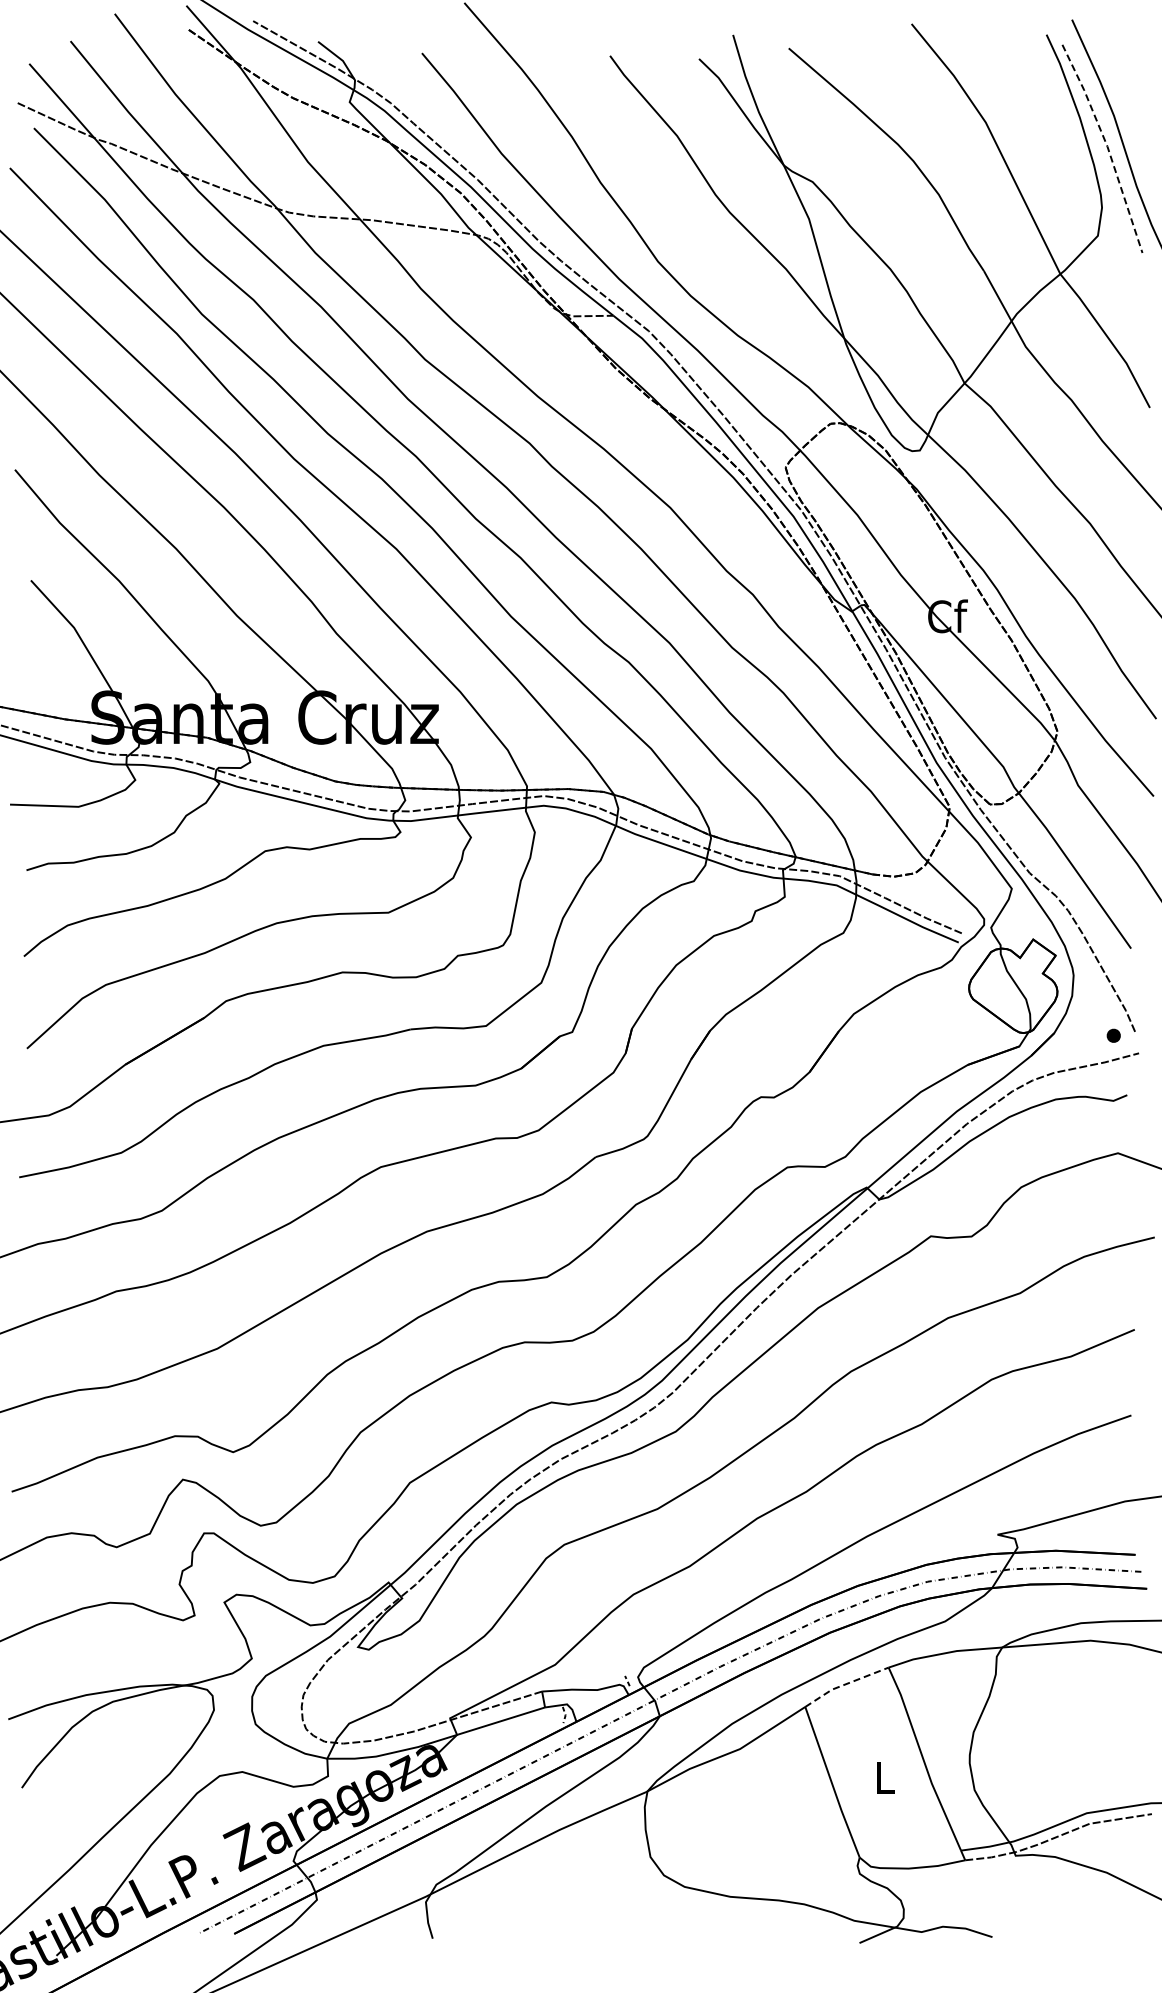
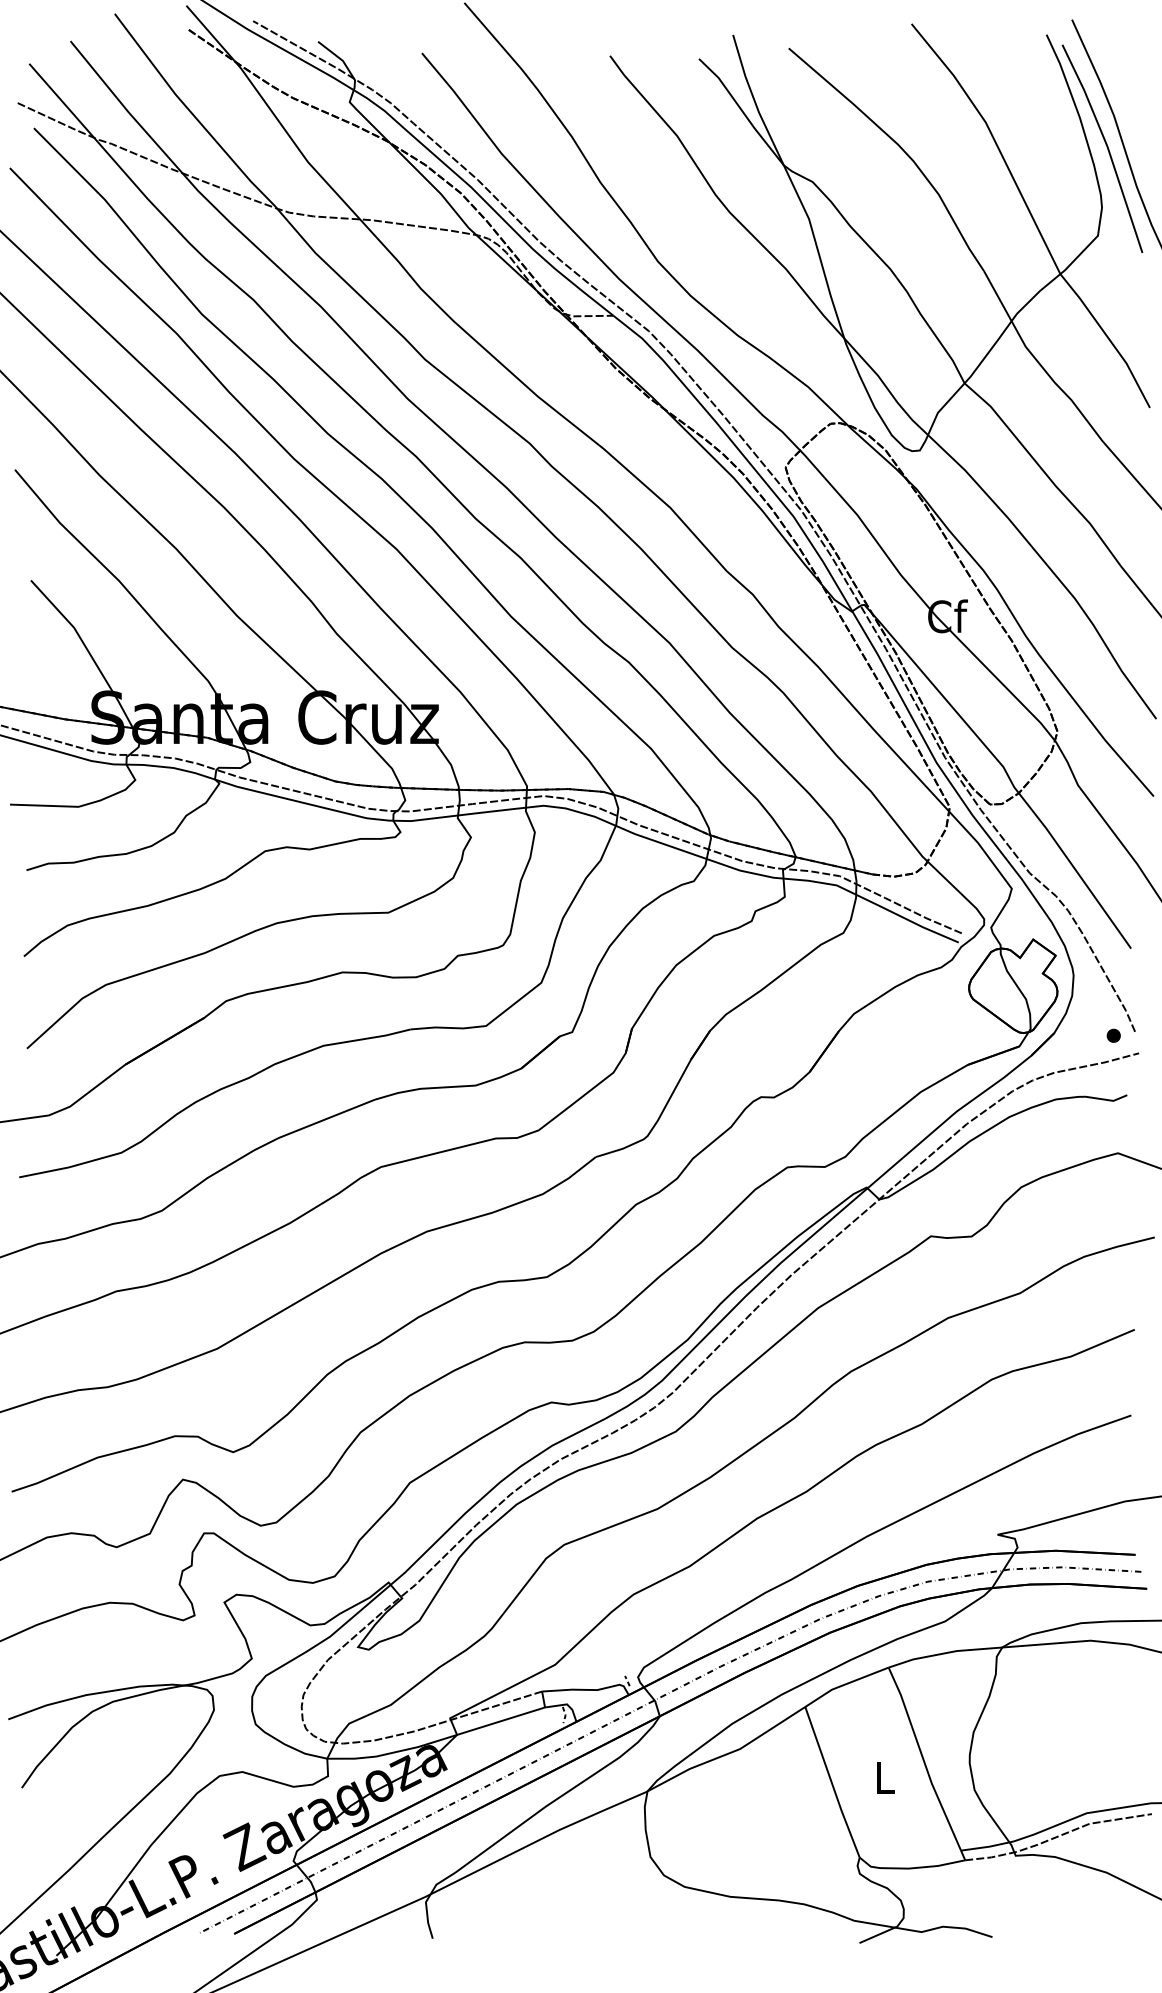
line: dashed -> solid (1107, 146)
line: dashed -> solid (845, 1684)
